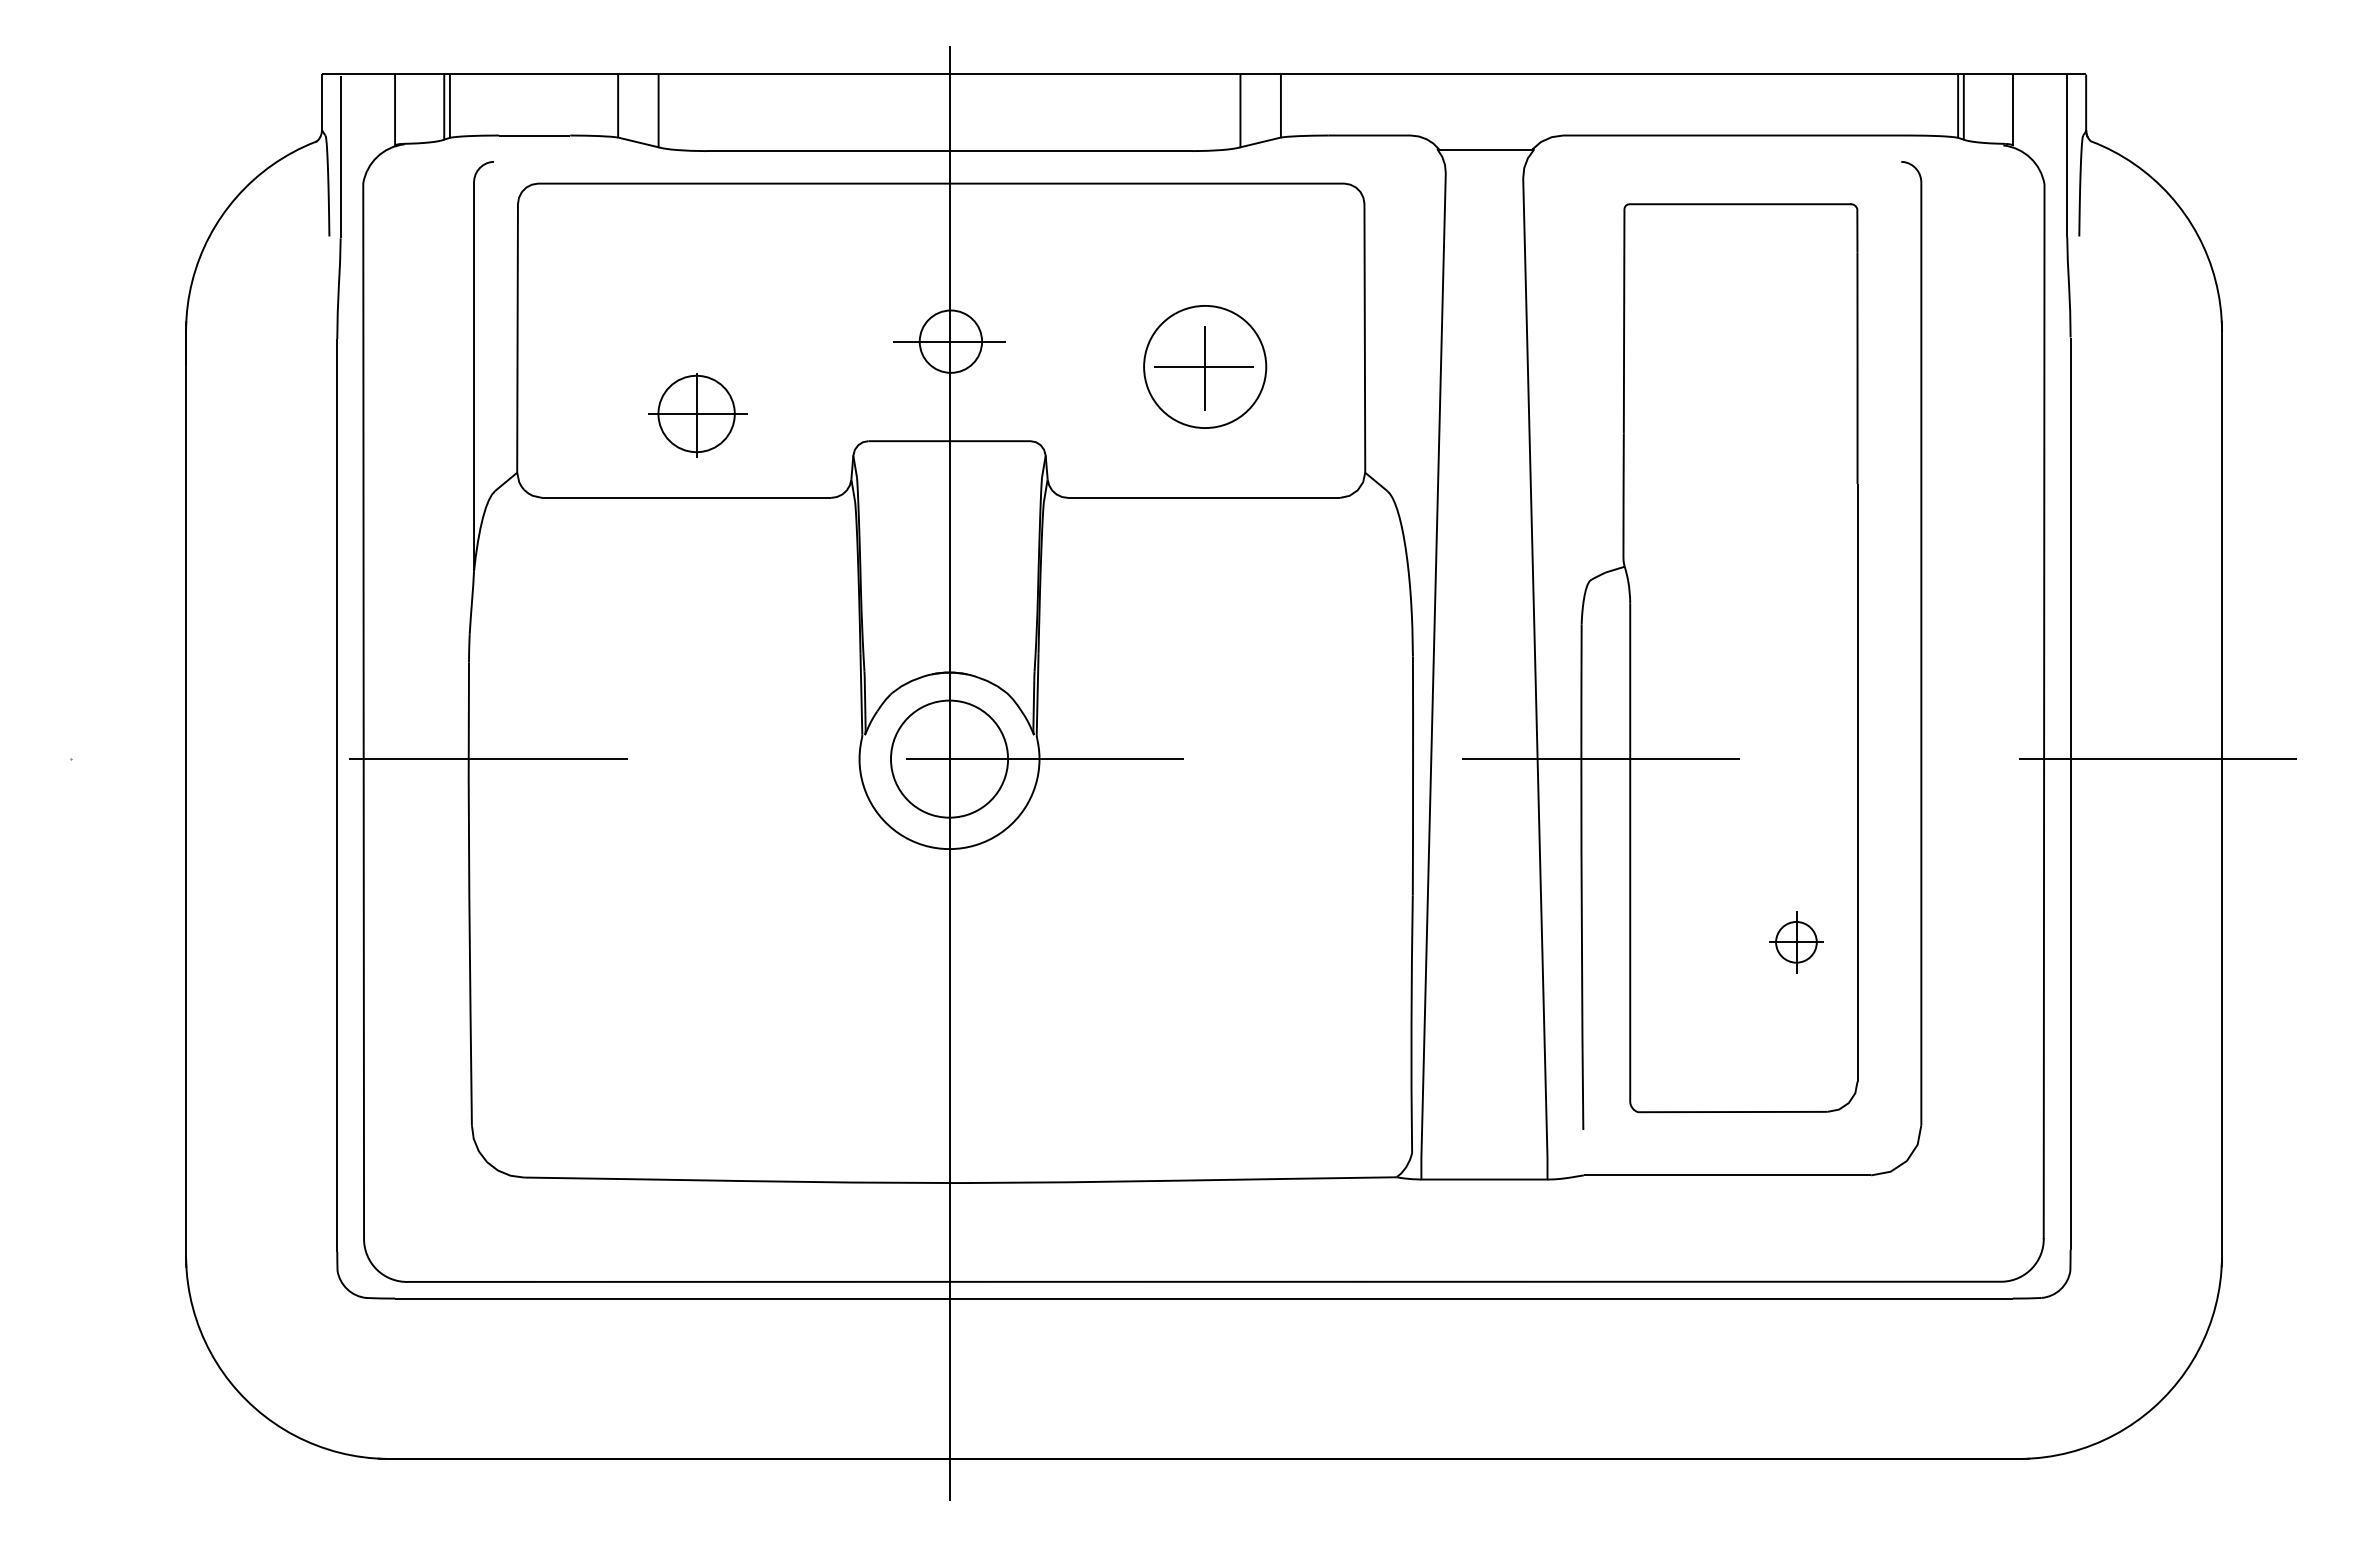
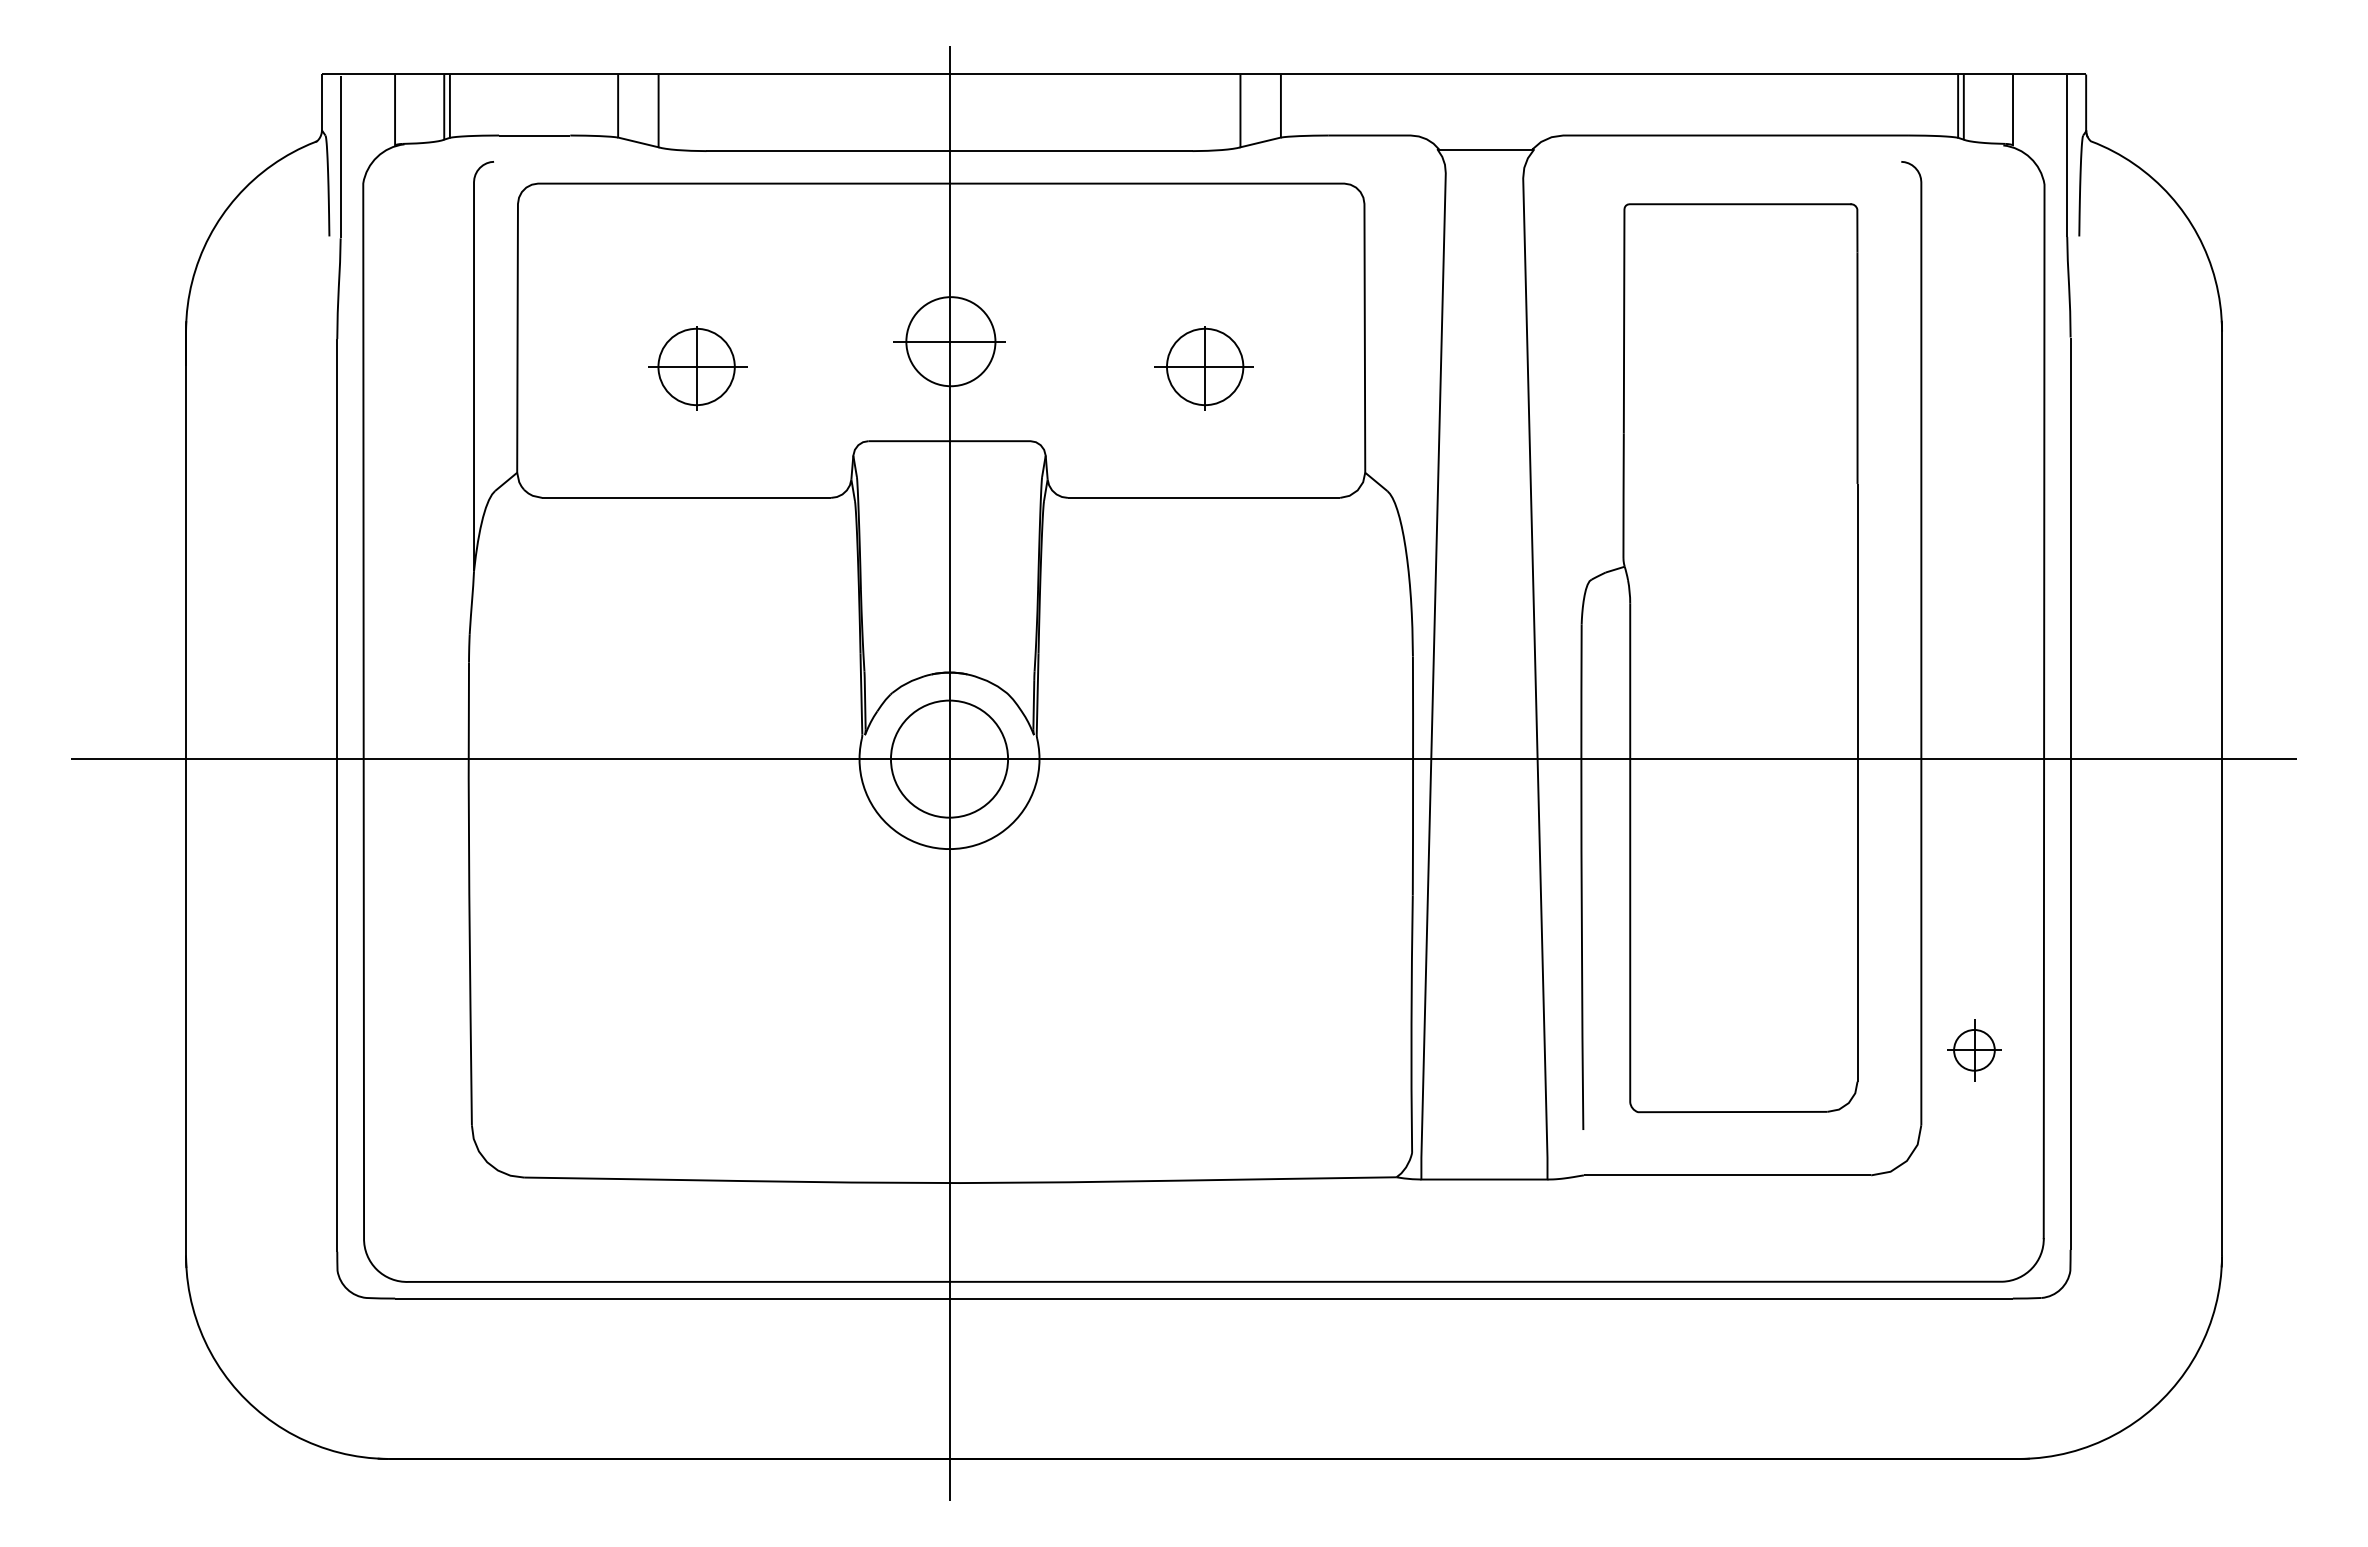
circle diameter: 62 px -> 89 px (950, 341)
circle diameter: 122 px -> 76 px (1205, 366)
part position: (697, 415) -> (697, 368) (697, 368)
line: dashed -> solid (1184, 759)
part position: (1796, 942) -> (1974, 1050) (1974, 1050)
